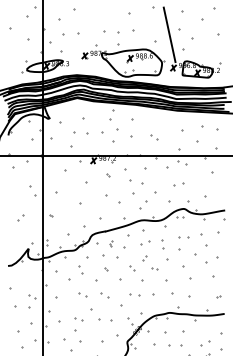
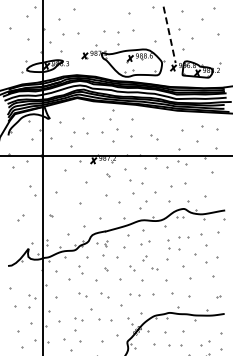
line: solid -> dashed (169, 34)
part size: 12x5 px -> 17x6 px (178, 184)
part position: (111, 243) -> (106, 243) (106, 243)
part position: (162, 244) -> (168, 244) (168, 244)
